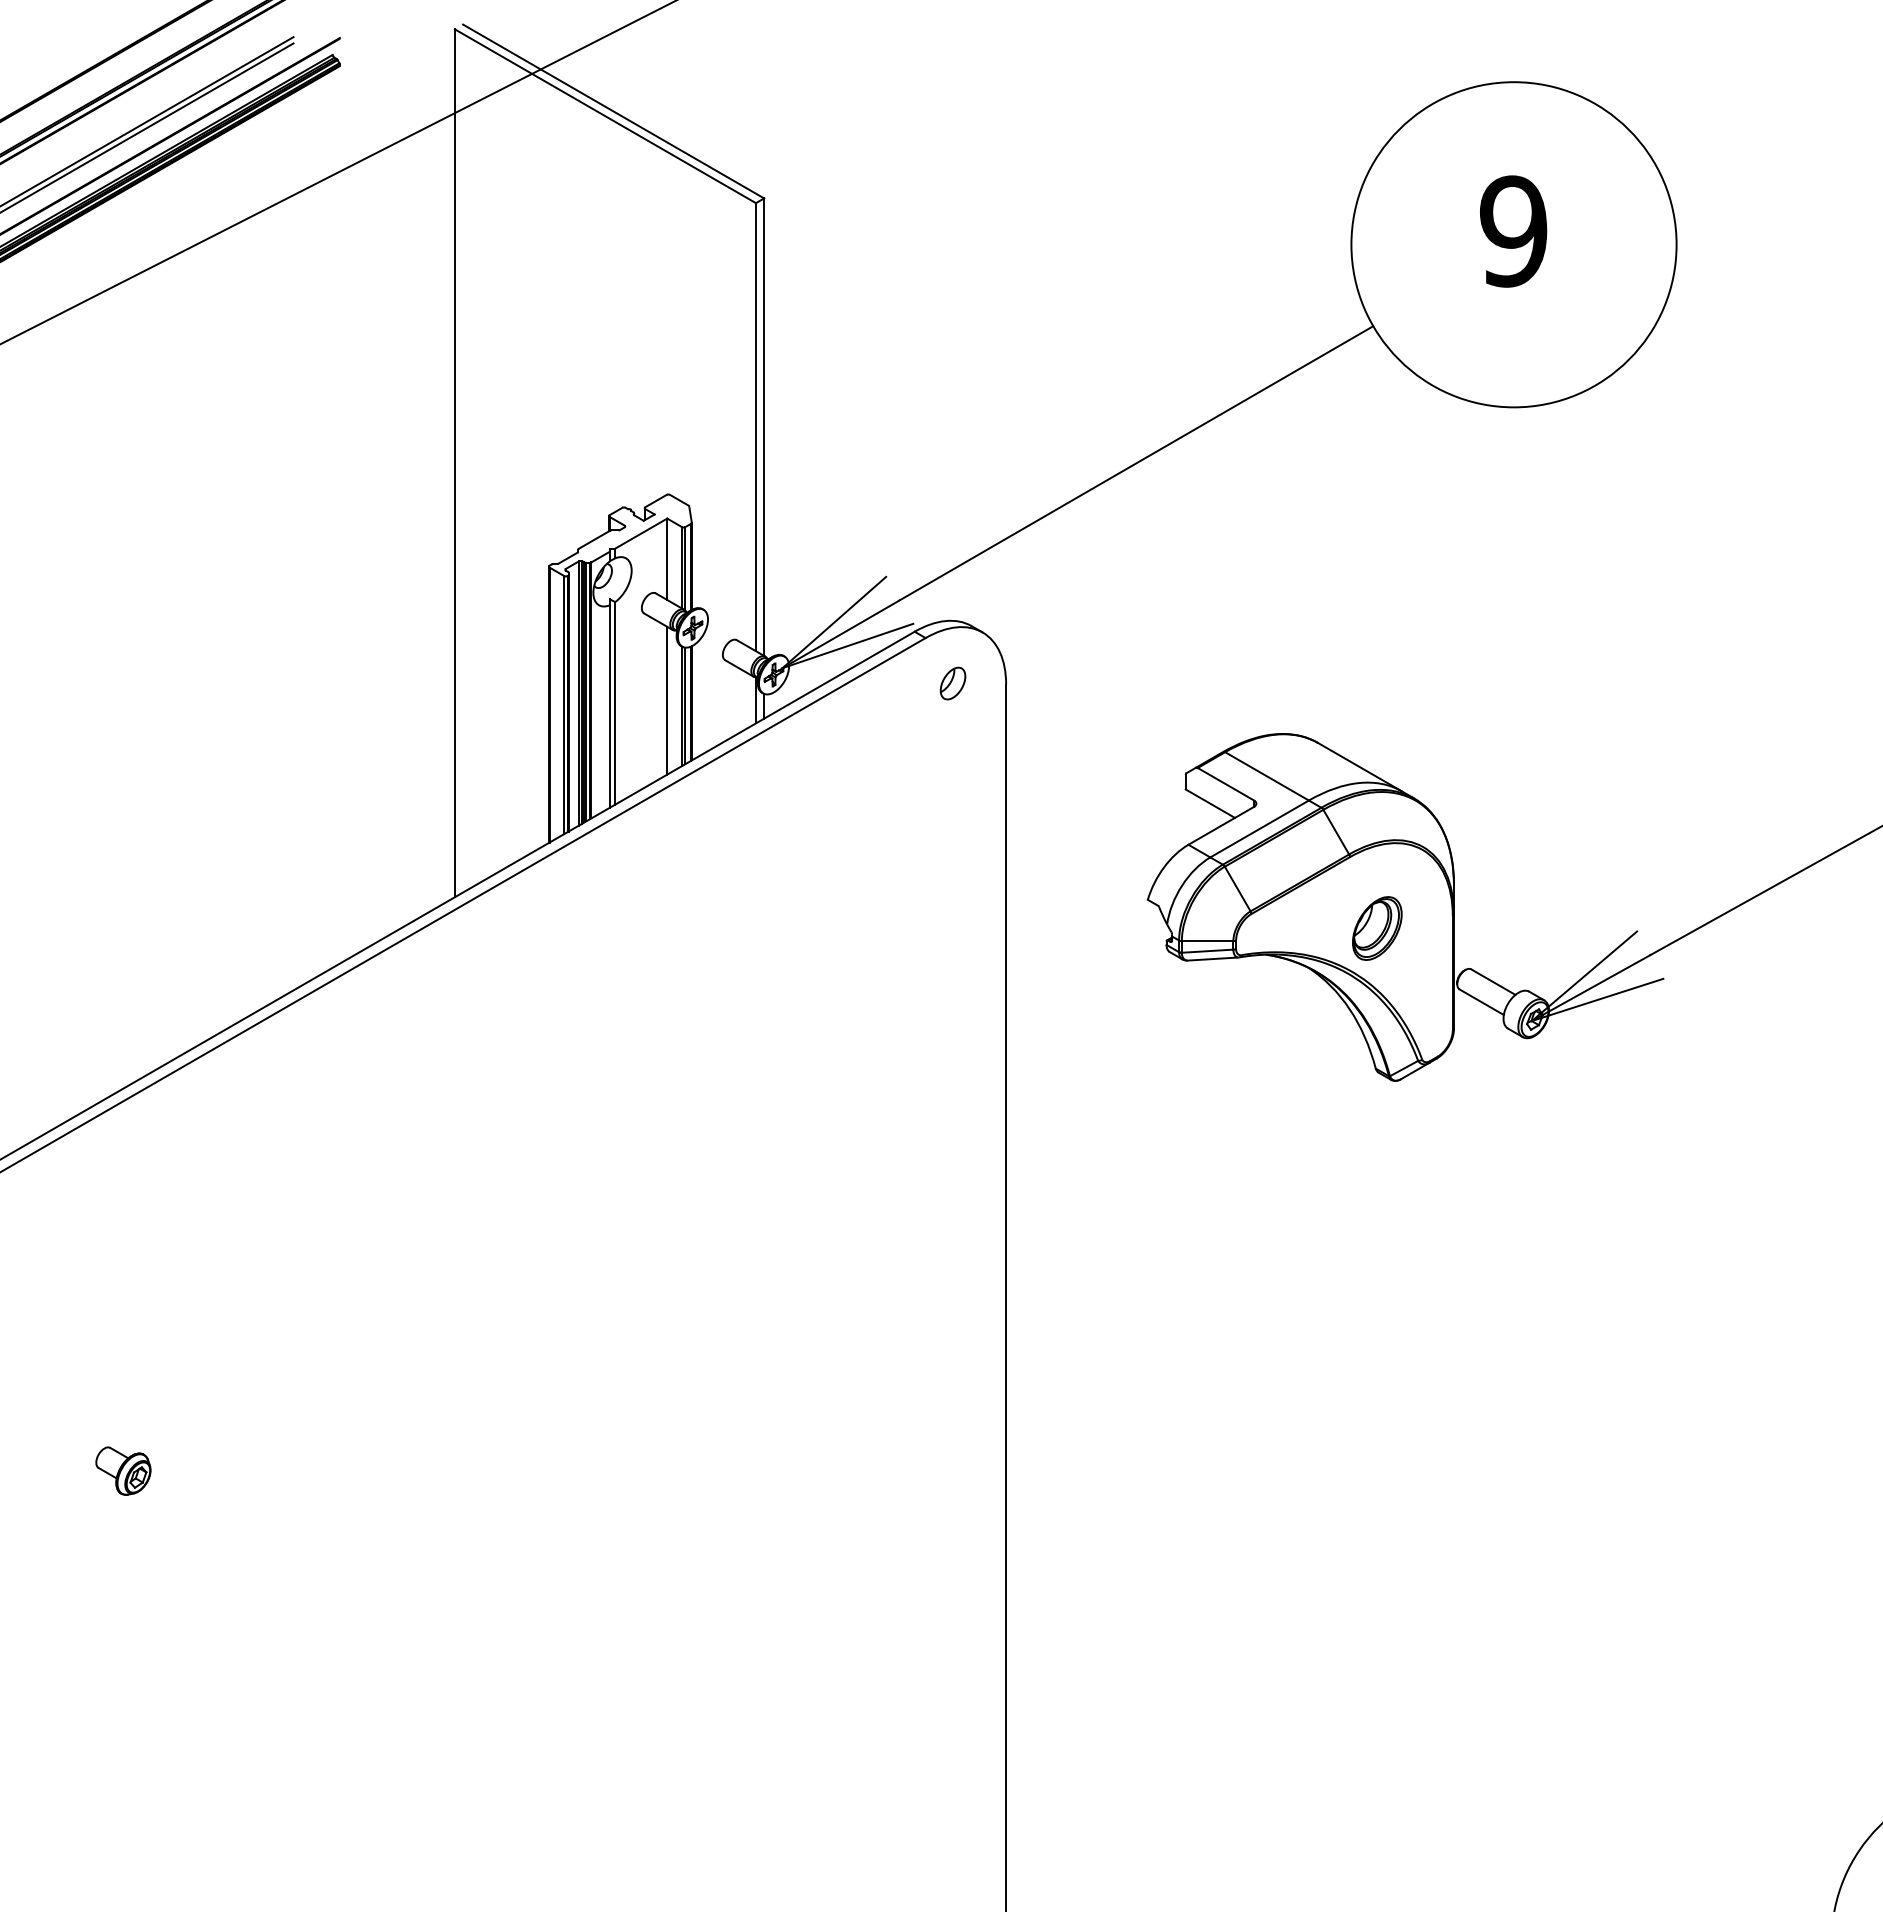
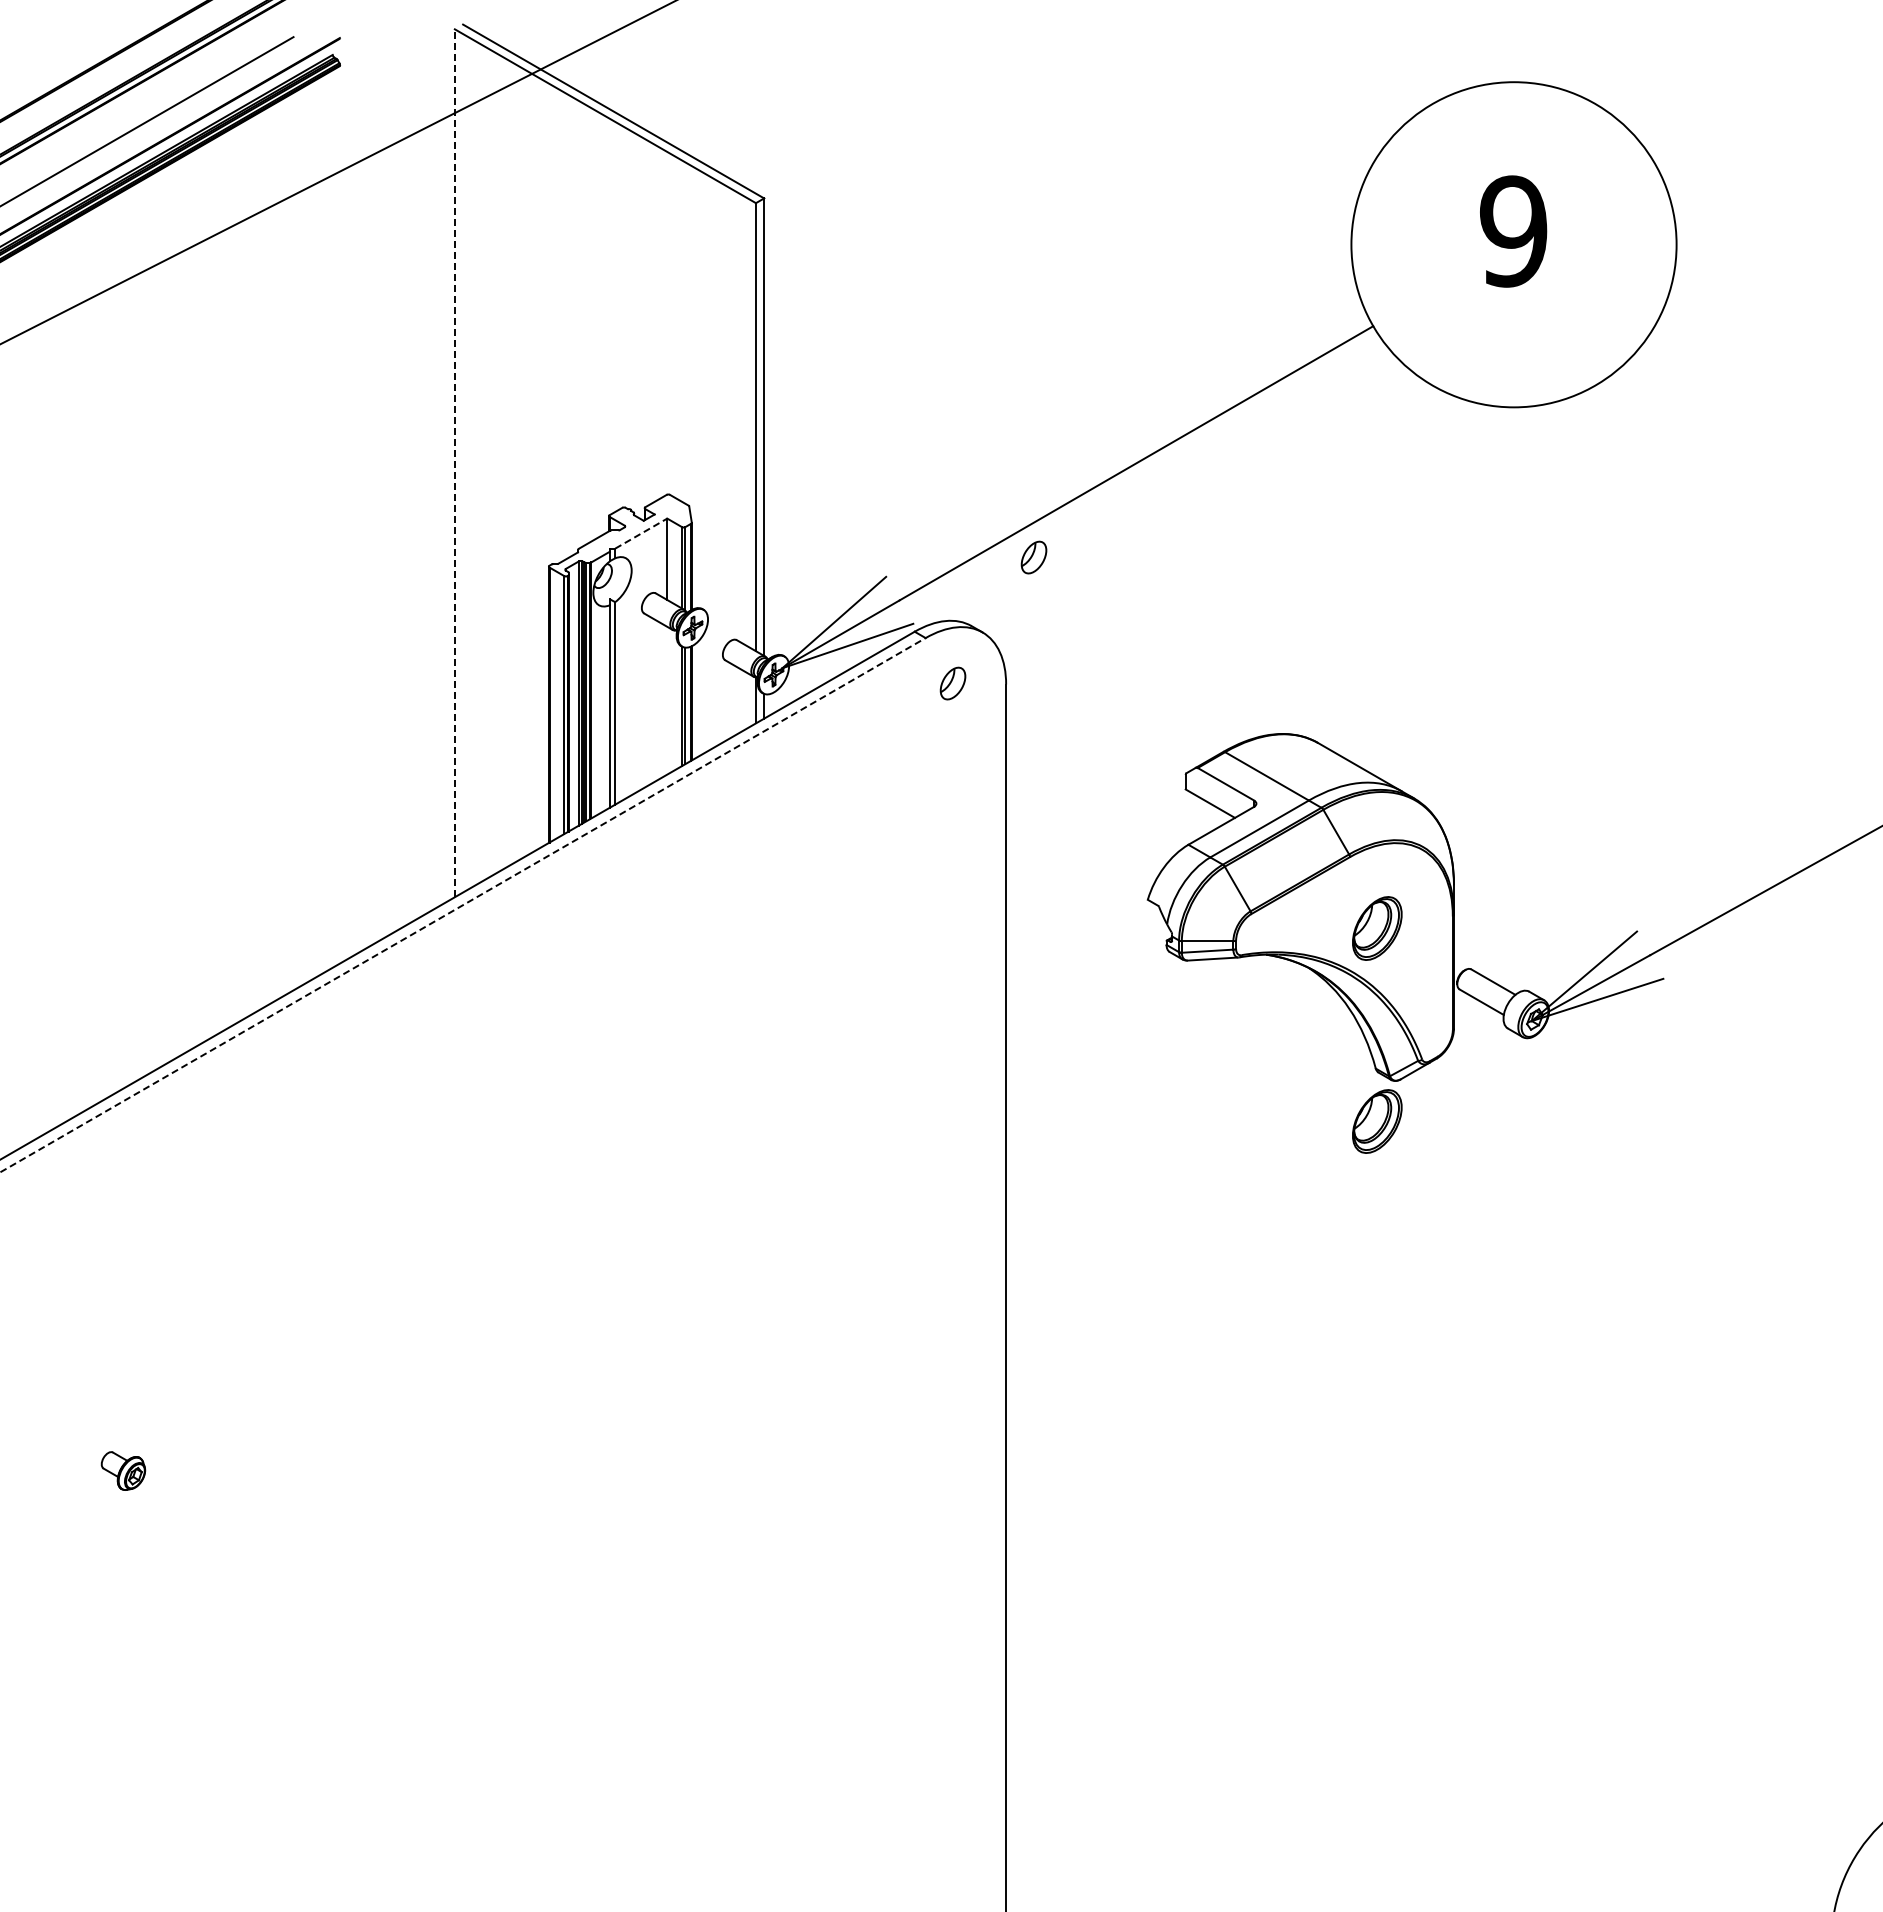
line: present -> none (147, 127)
line: solid -> dashed (454, 463)
line: solid -> dashed (641, 533)
part: none -> present (1033, 557)
line: present -> none (667, 700)
line: solid -> dashed (463, 905)
part: none -> present (1377, 1121)
part size: 57x50 px -> 47x40 px (123, 1470)
